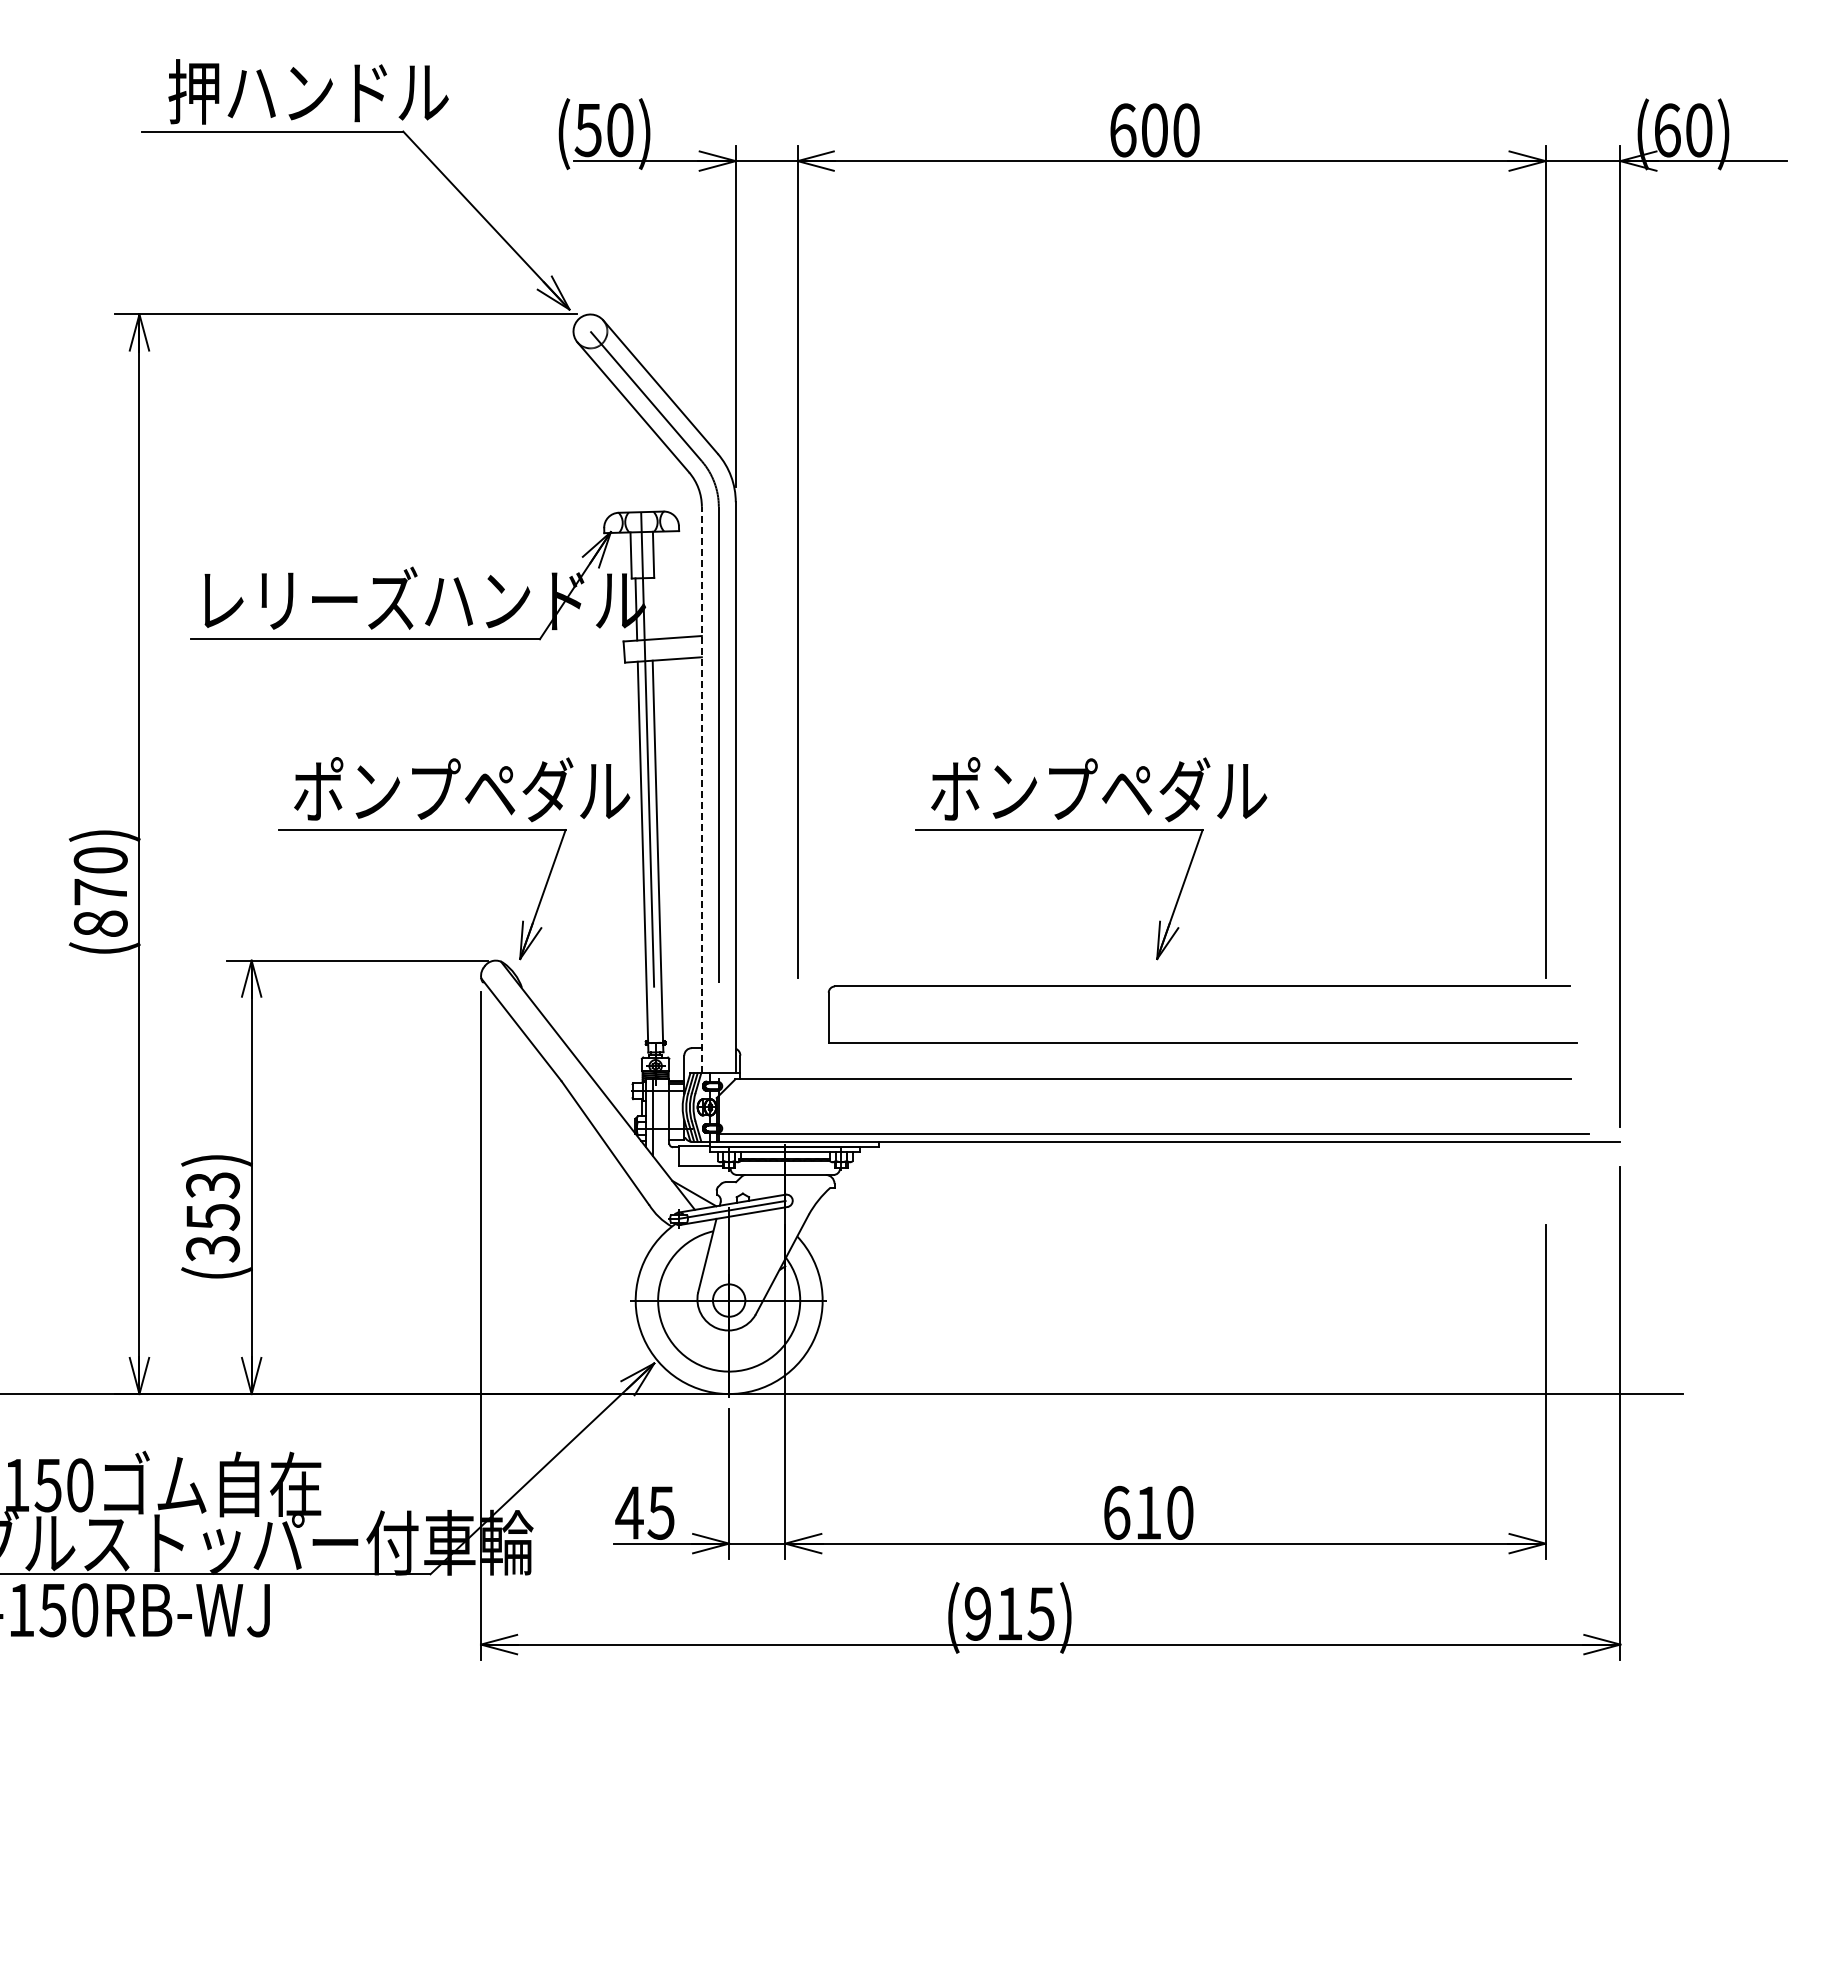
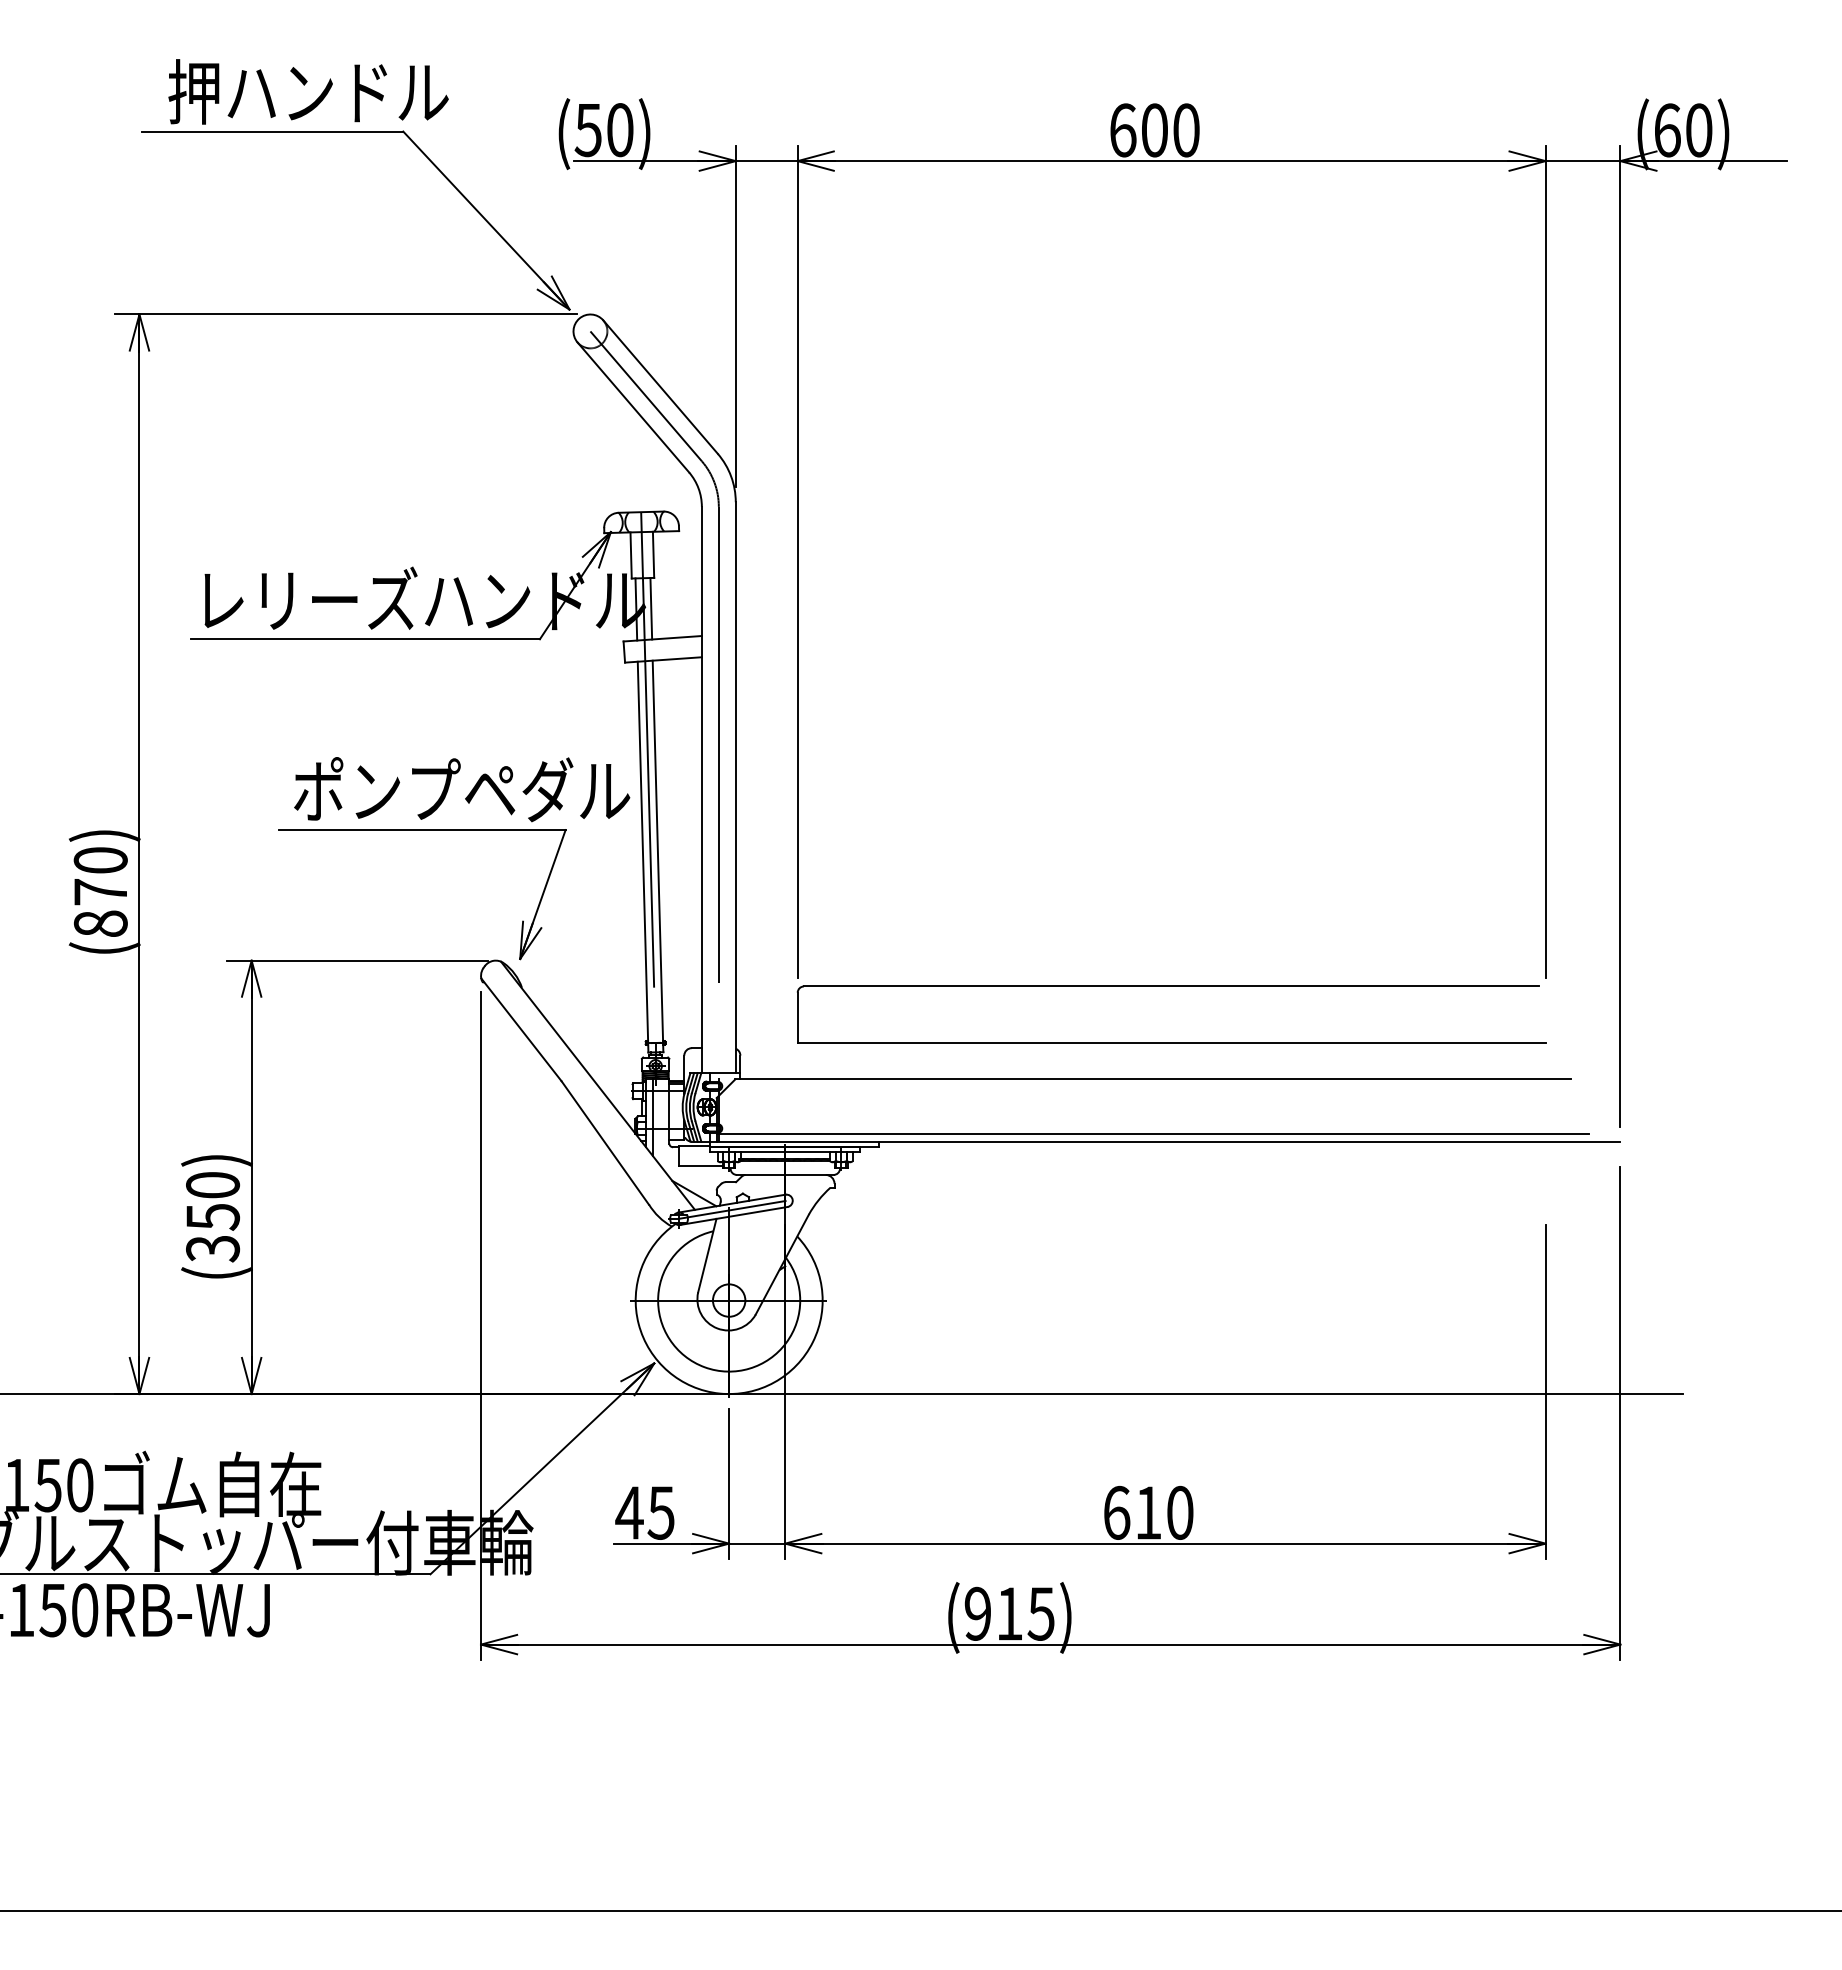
line: none -> present (651, 608)
line: dashed -> solid (701, 789)
part: present -> none (1091, 830)
part position: (1202, 986) -> (1171, 986) (1171, 986)
text: (353) -> (350) (212, 1185)
line: none -> present (920, 1910)
